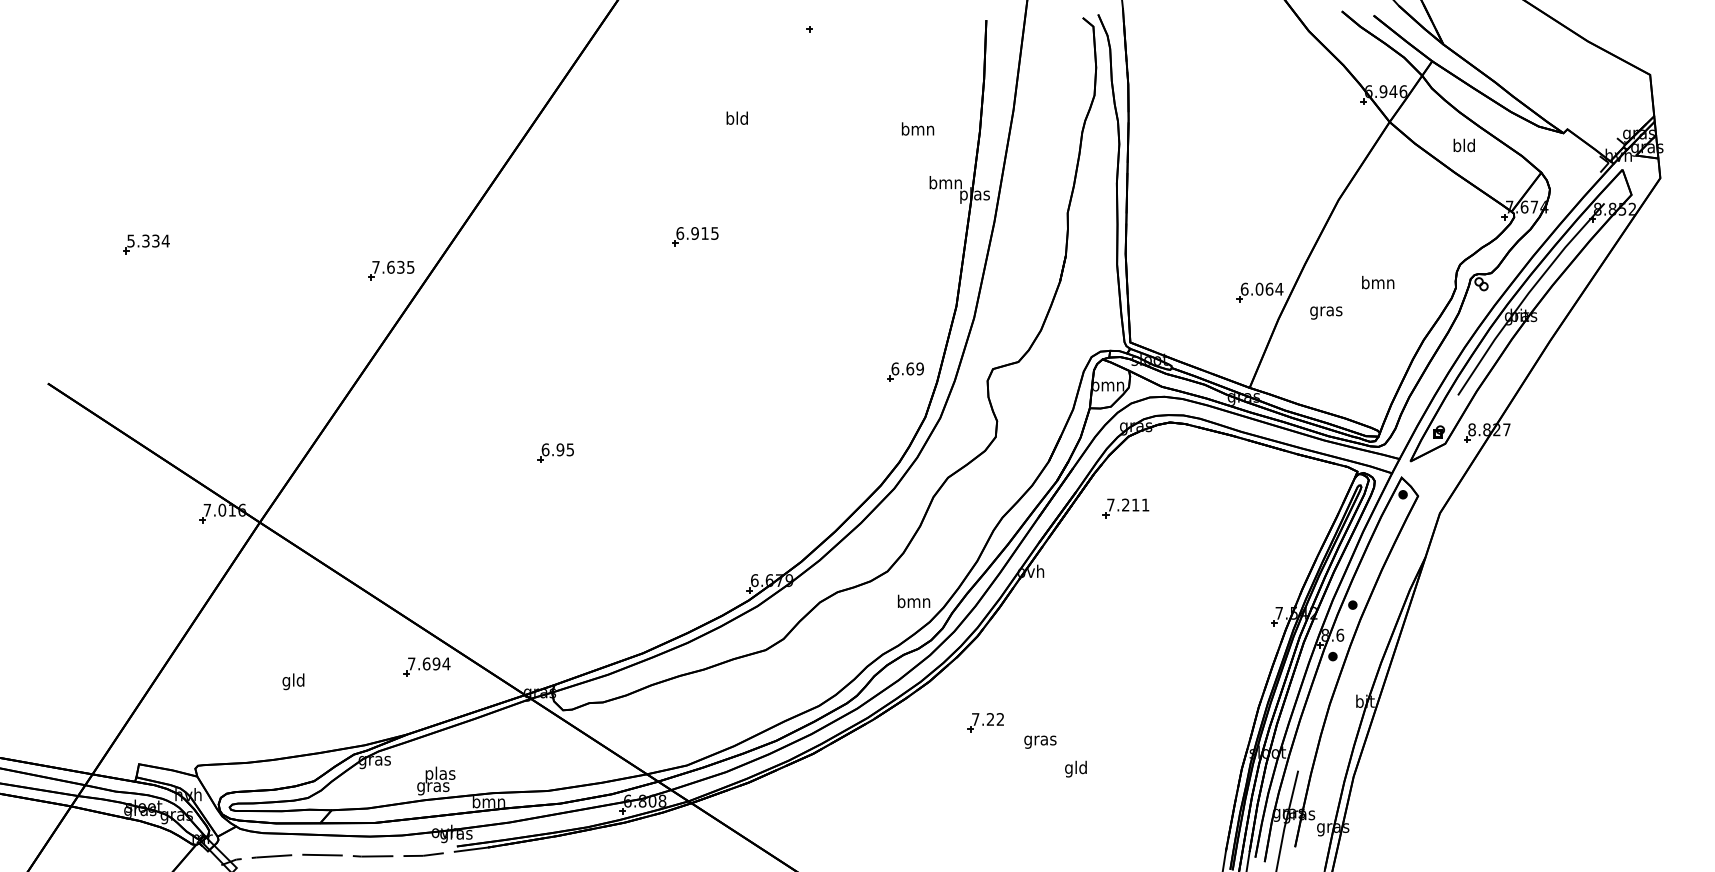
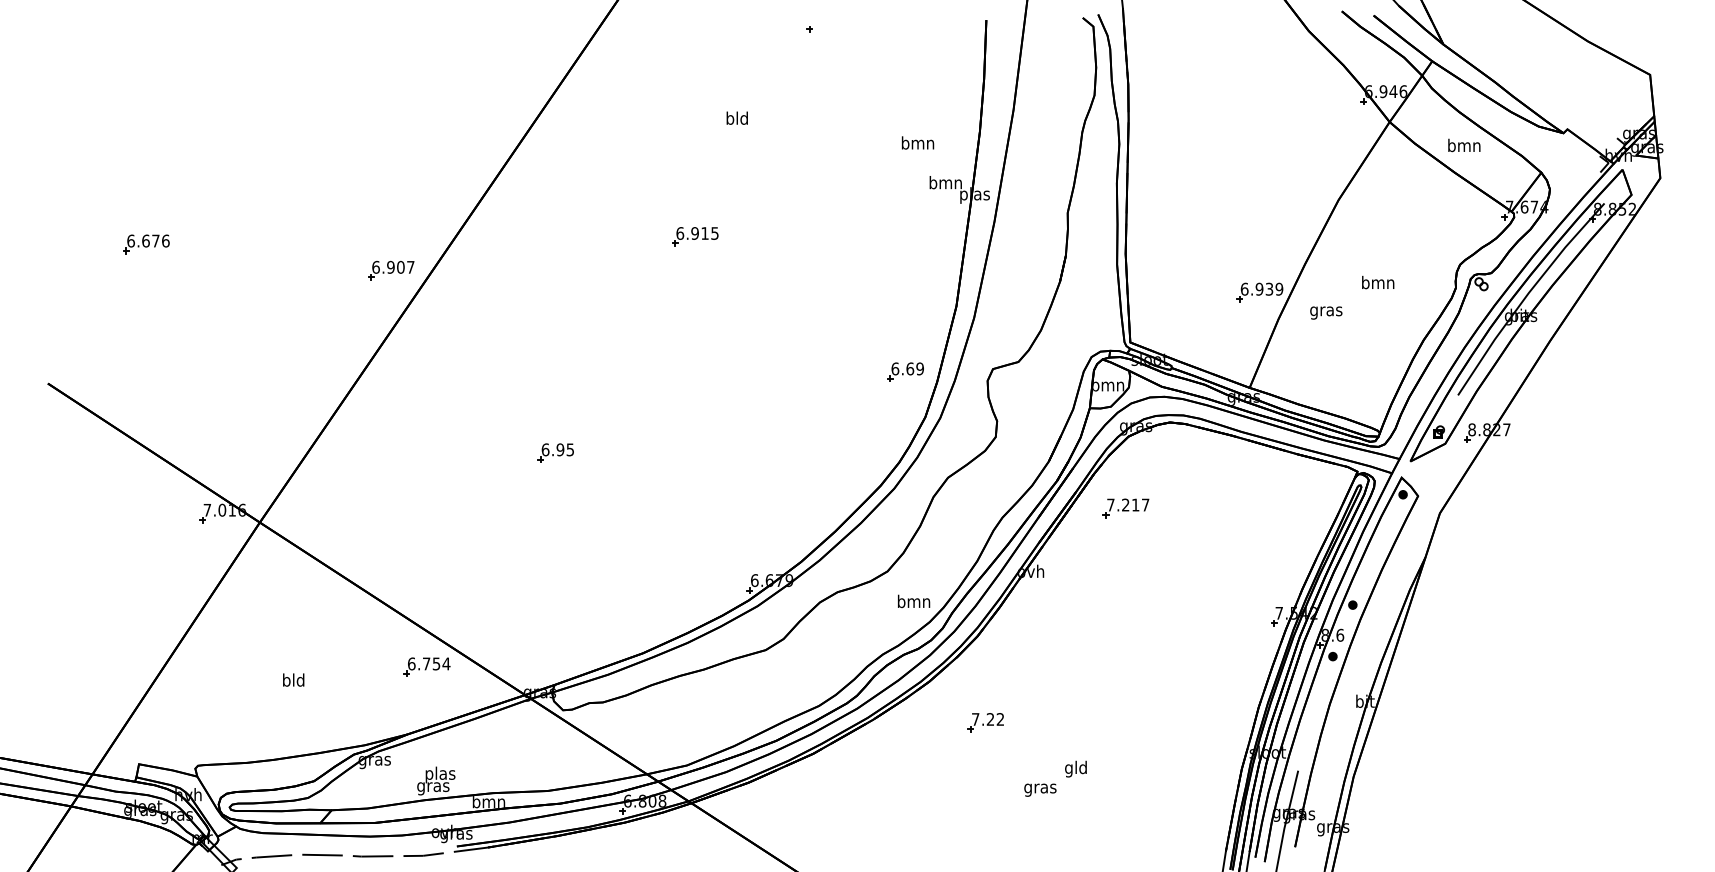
text position: (917, 128) -> (917, 142) (917, 142)
text: bld -> bmn (1464, 145)
text: 5.334 -> 6.676 (148, 240)
text: 7.635 -> 6.907 (393, 266)
text: 6.064 -> 6.939 (1269, 288)
text: 7.211 -> 7.217 (1145, 504)
text: 7.694 -> 6.754 (424, 663)
text: gld -> bld (286, 681)
text position: (1040, 741) -> (1040, 789) (1040, 789)
